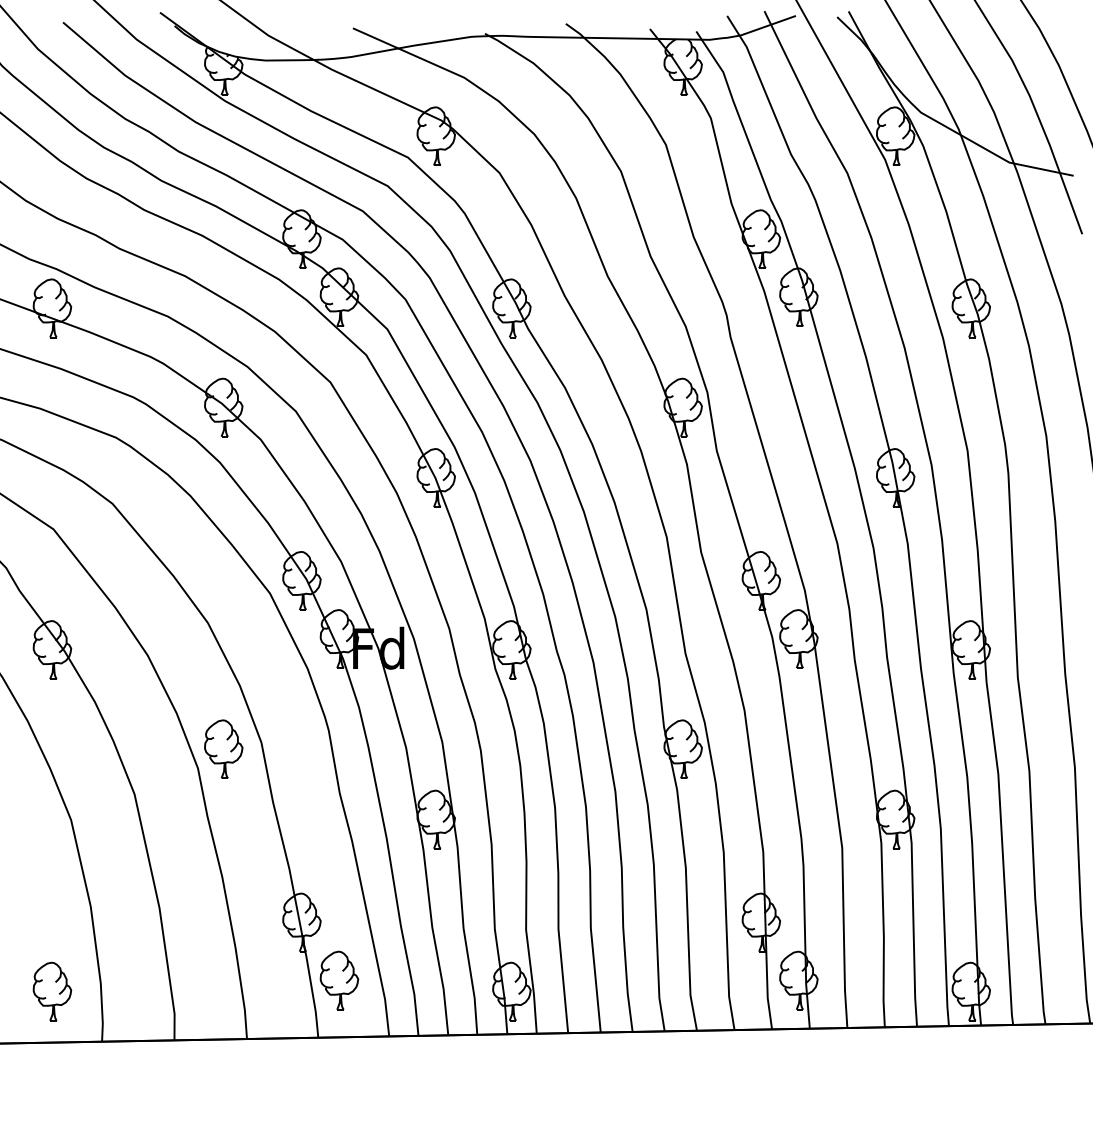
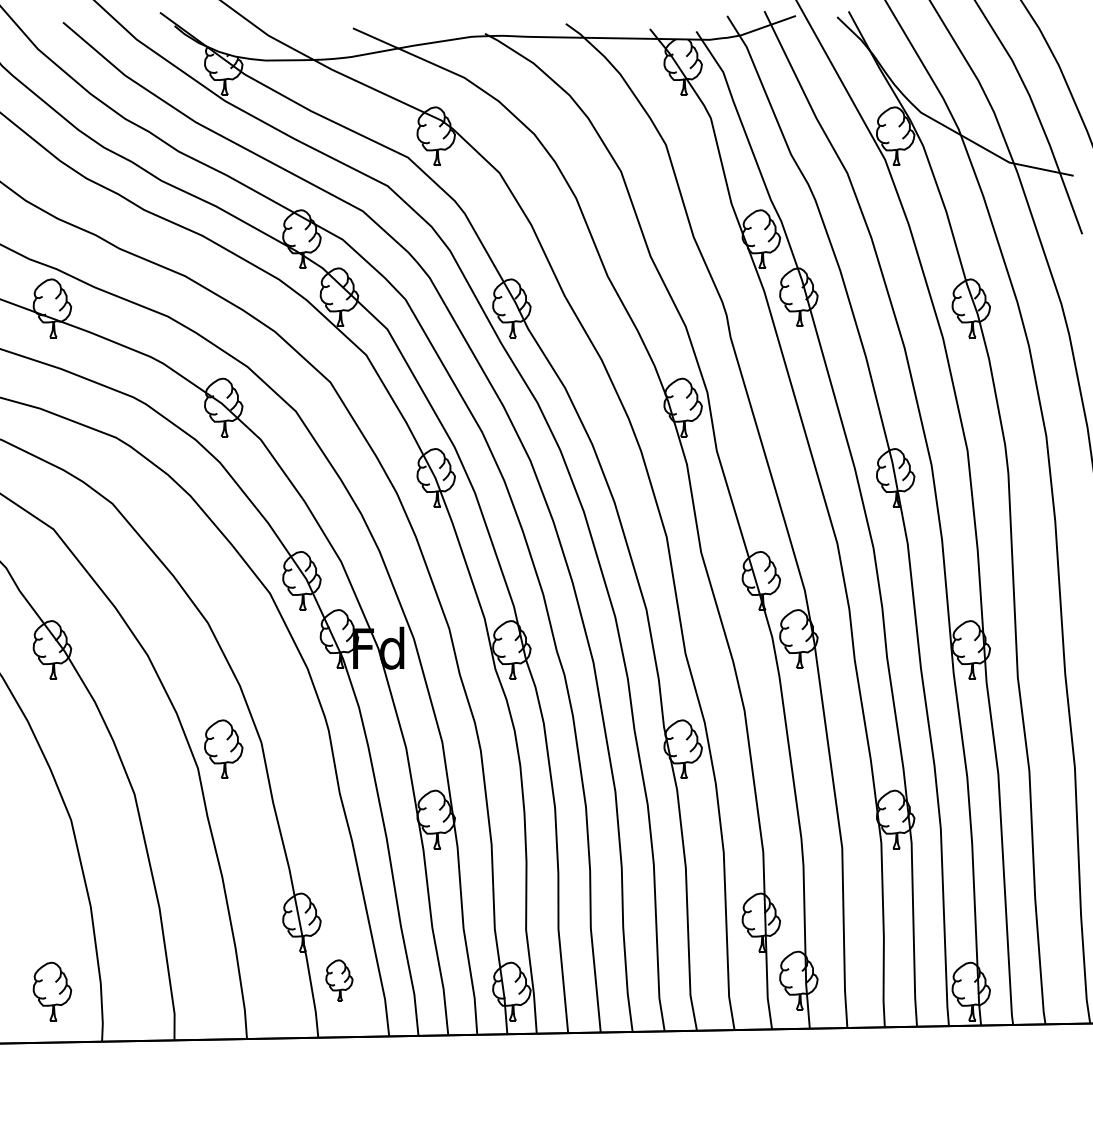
part size: 41x61 px -> 29x43 px (339, 980)
